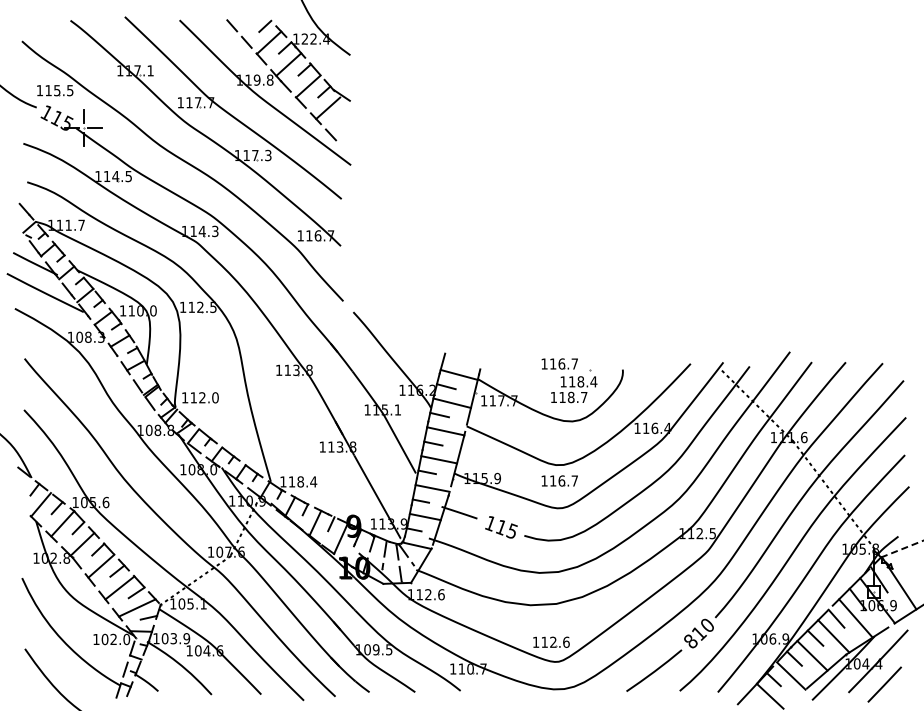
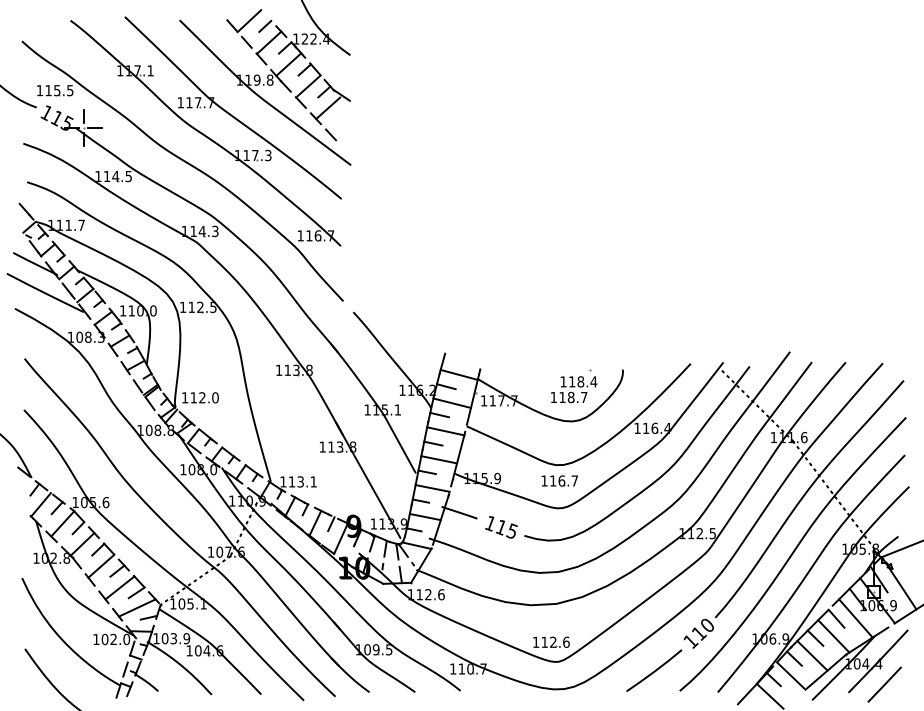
line: none -> present (249, 21)
part: present -> none (559, 363)
text: 118.4 -> 113.1 (307, 481)
line: dashed -> solid (902, 549)
text: 810 -> 110 (690, 641)
